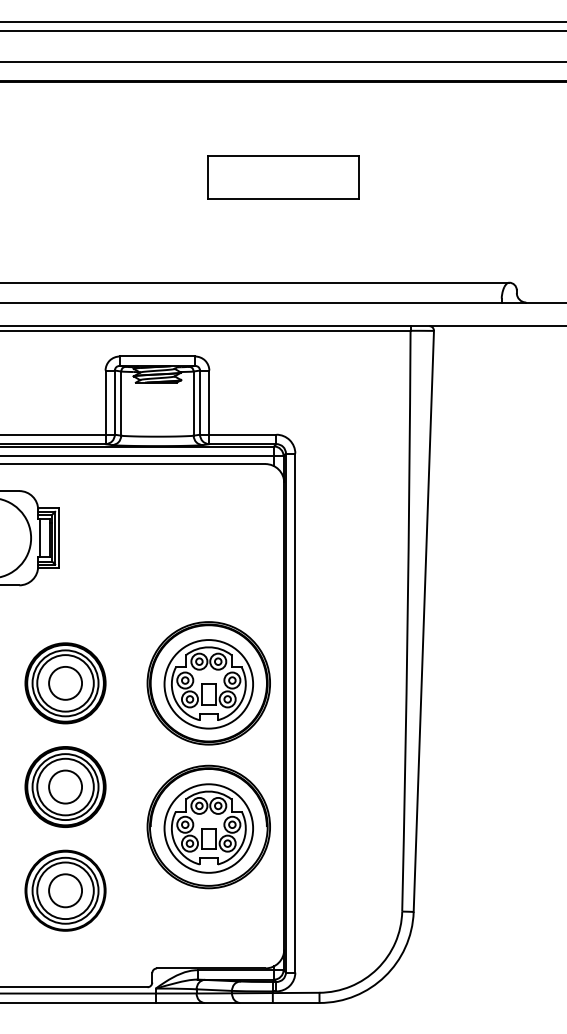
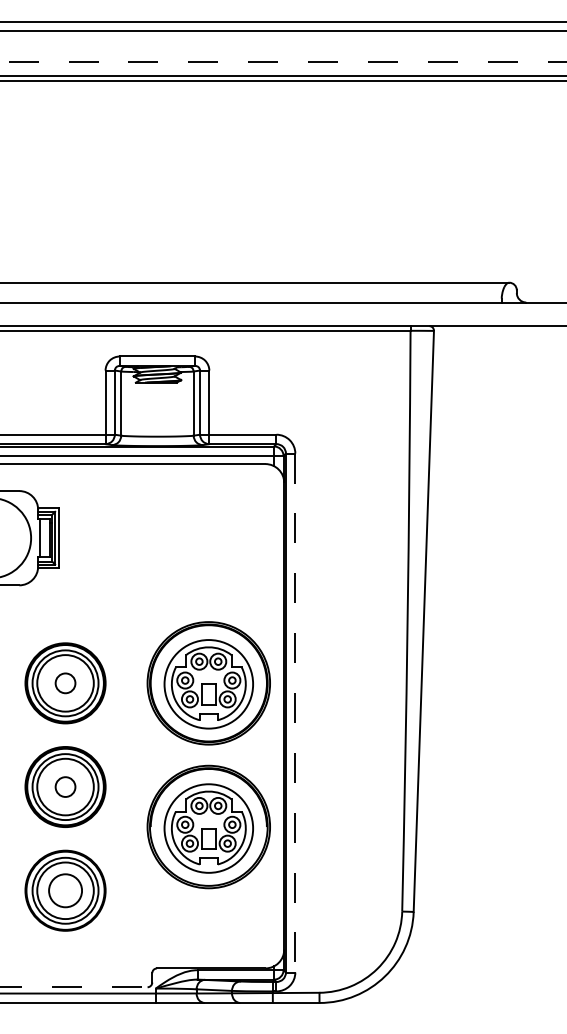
line: solid -> dashed (283, 62)
line position: (282, 81) -> (282, 75) (282, 75)
part: present -> none (283, 177)
circle diameter: 33 px -> 20 px (65, 683)
line: solid -> dashed (295, 713)
circle diameter: 33 px -> 20 px (65, 786)
line: solid -> dashed (74, 987)
